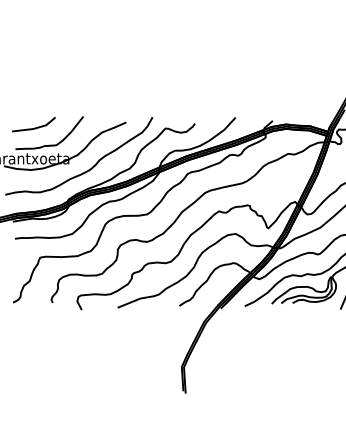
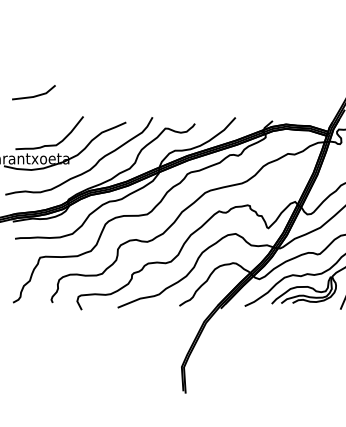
line position: (34, 127) -> (34, 95) (34, 95)
